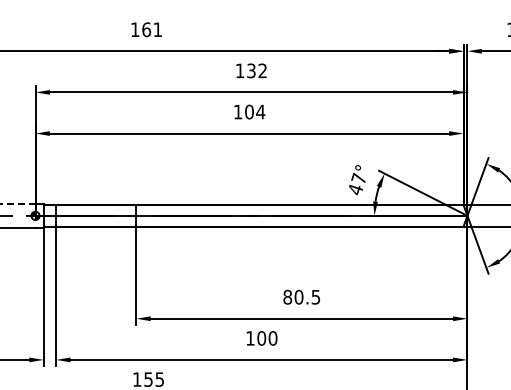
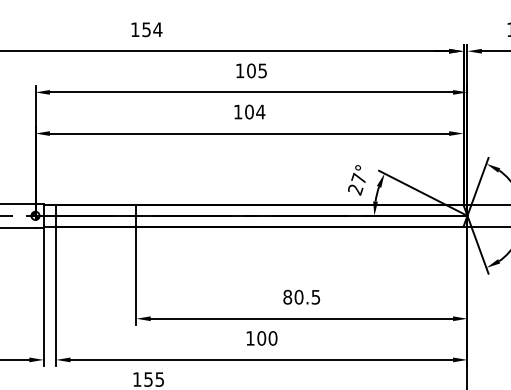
text: 161 -> 154 (152, 29)
text: 132 -> 105 (256, 70)
text: 47° -> 27° (355, 189)
line: dashed -> solid (17, 203)
